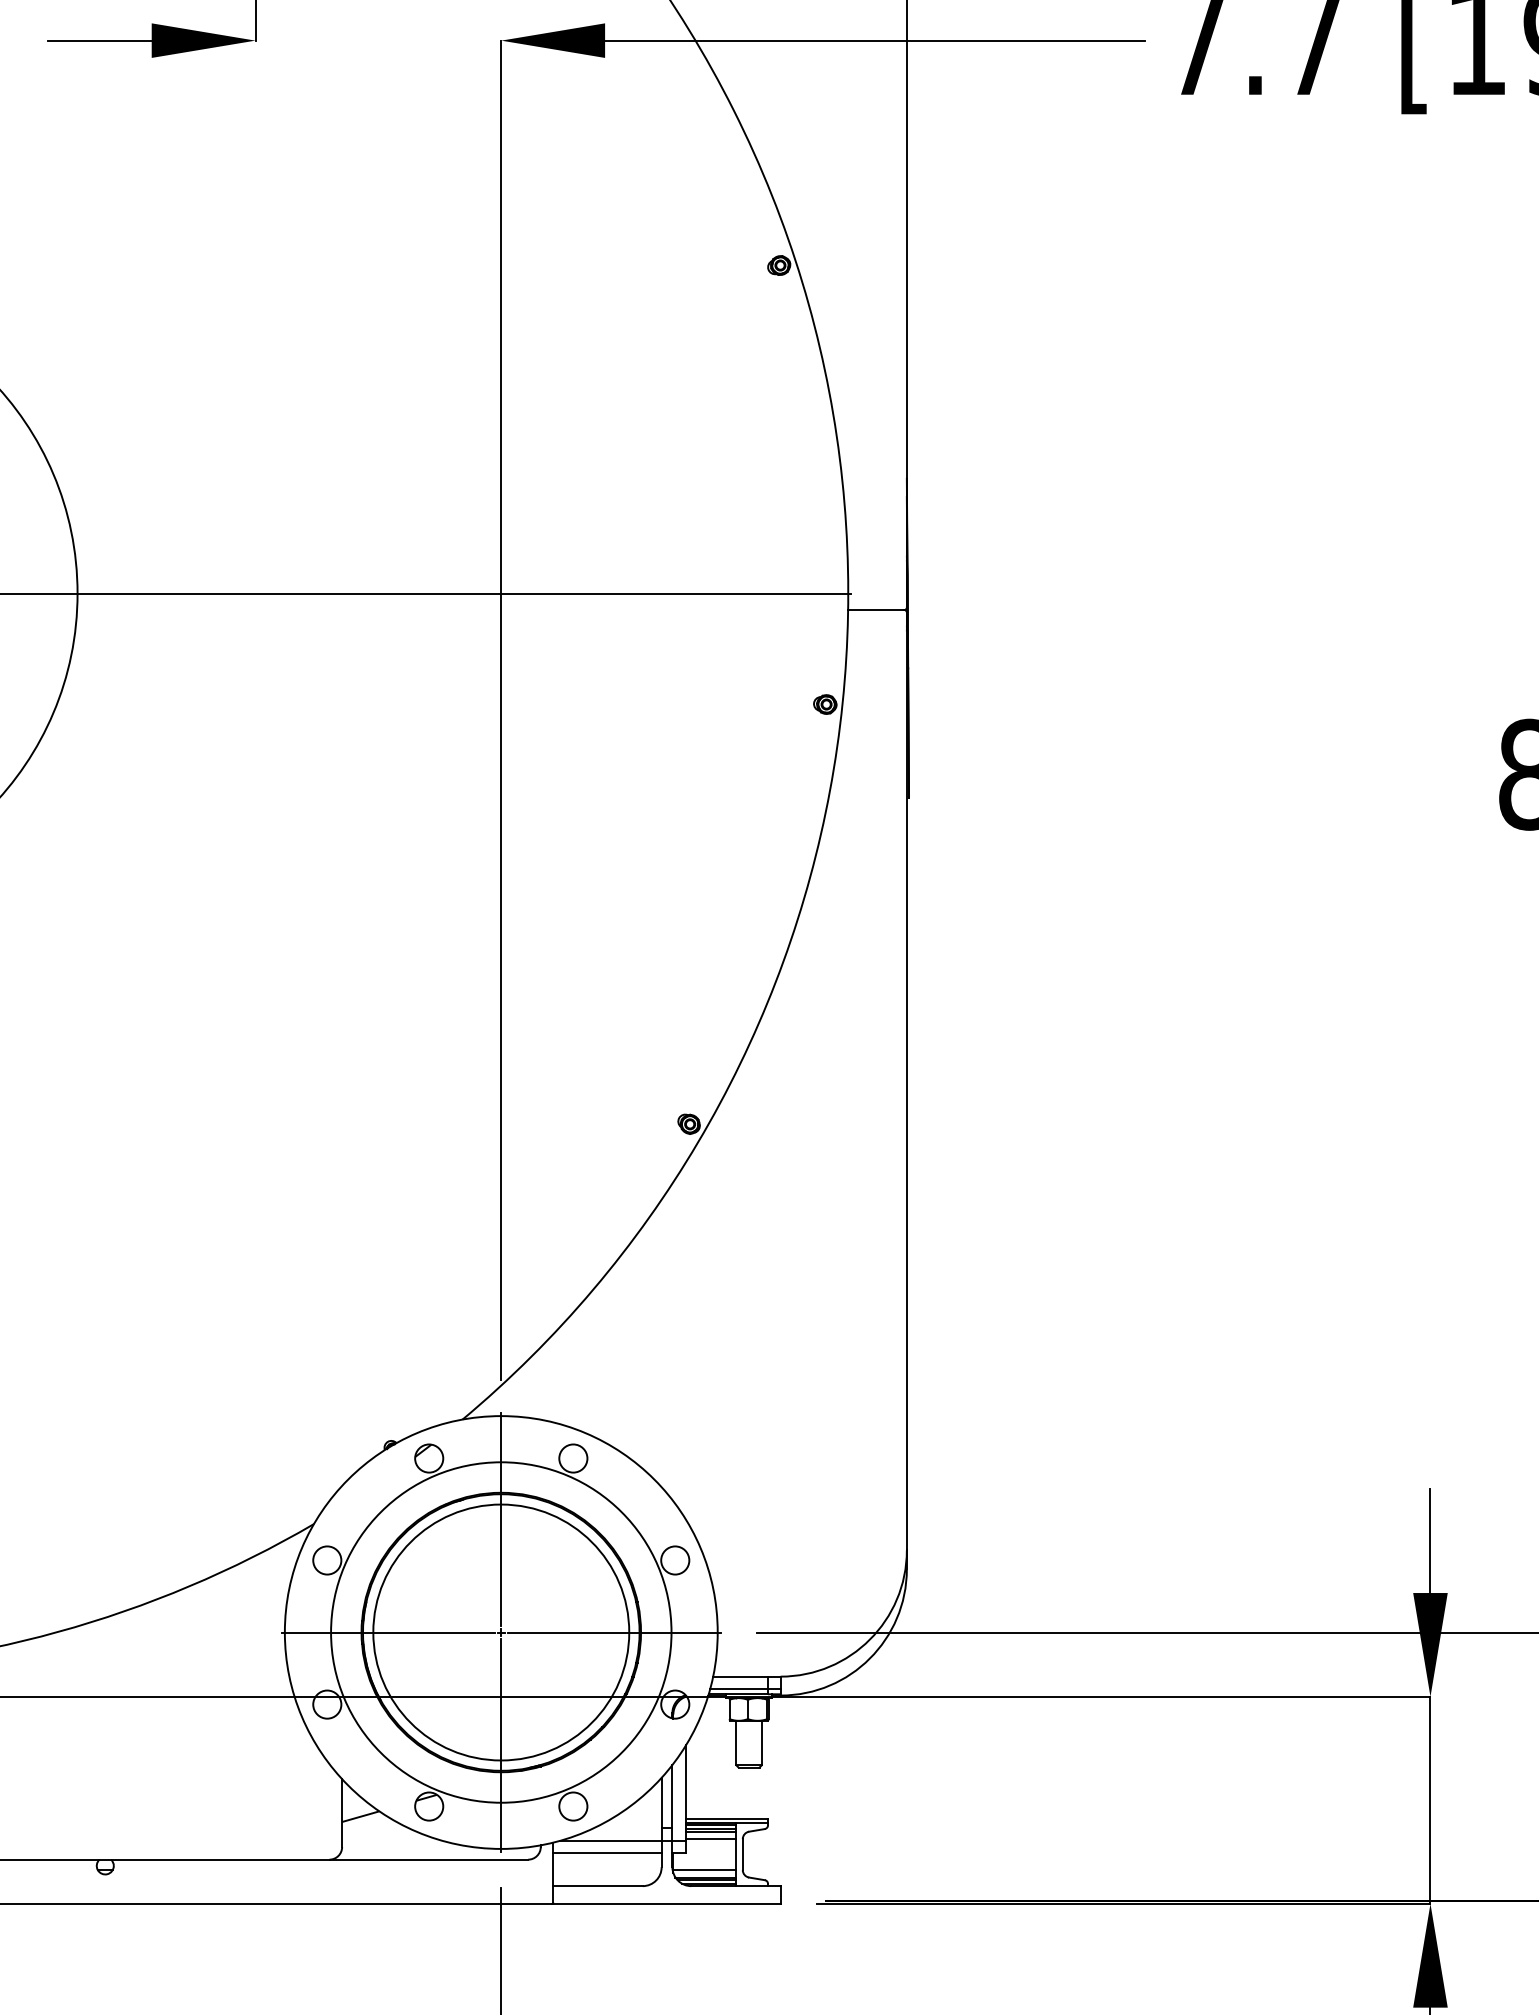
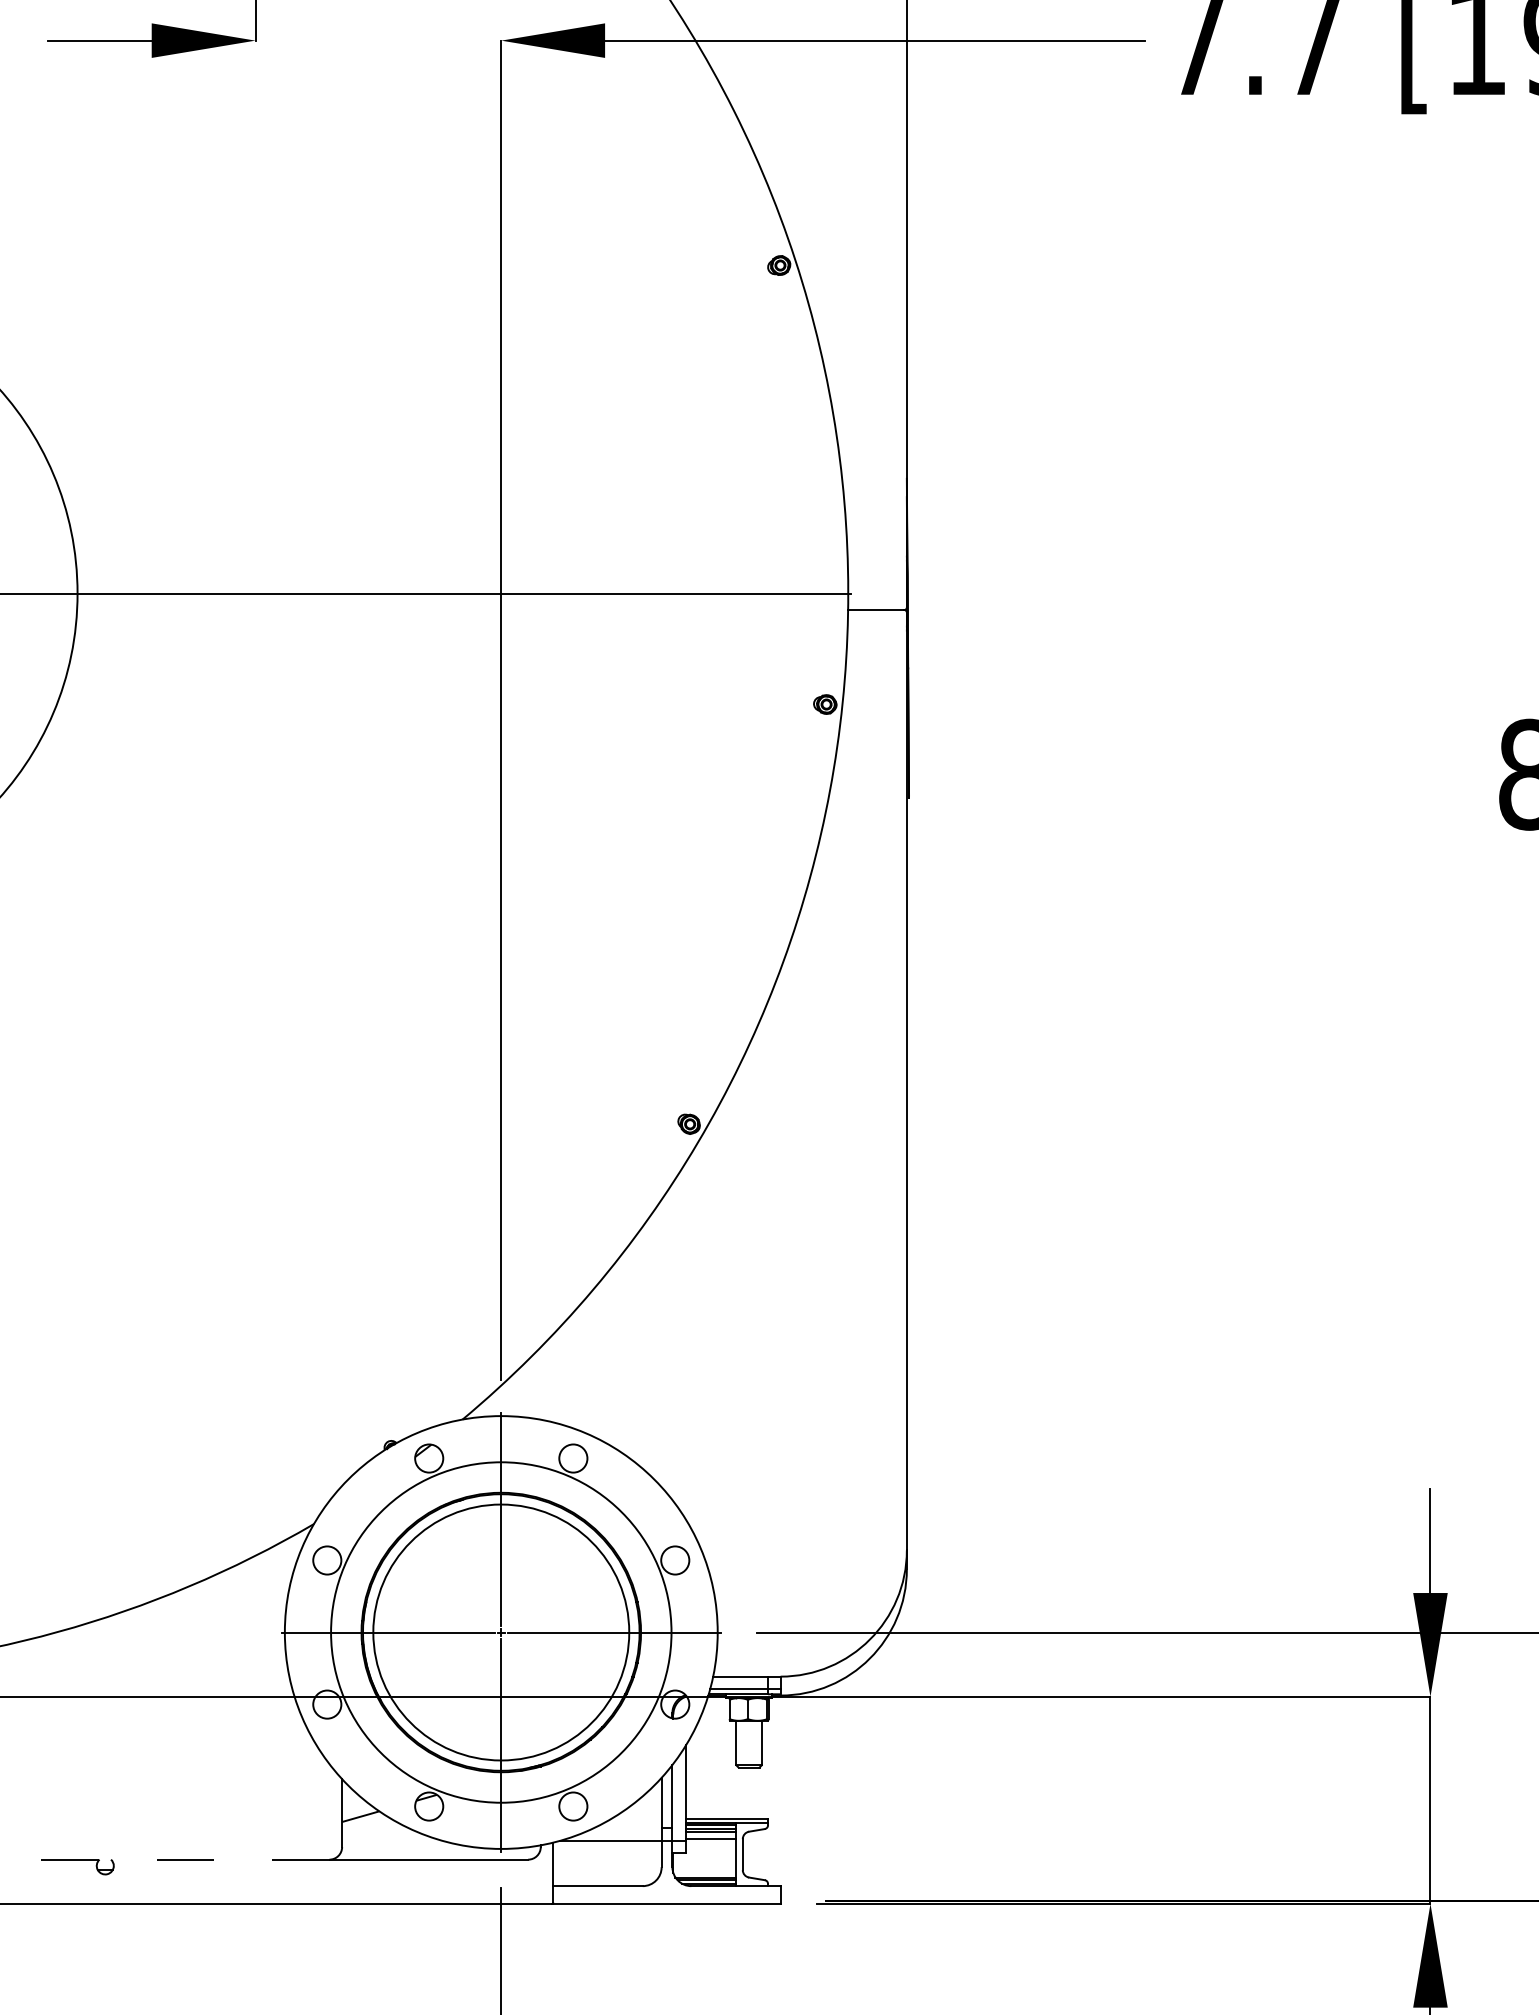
line: present -> none (607, 1853)
line: solid -> dashed (164, 1859)
line: present -> none (704, 1870)
